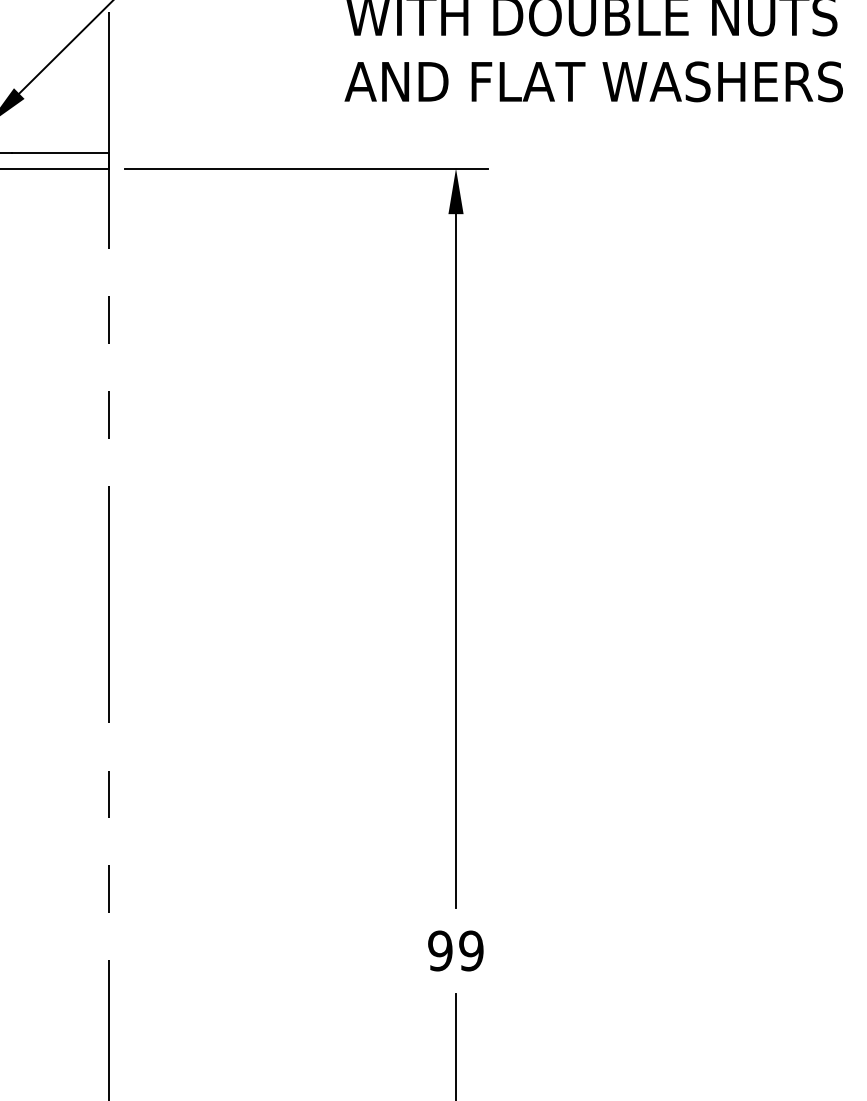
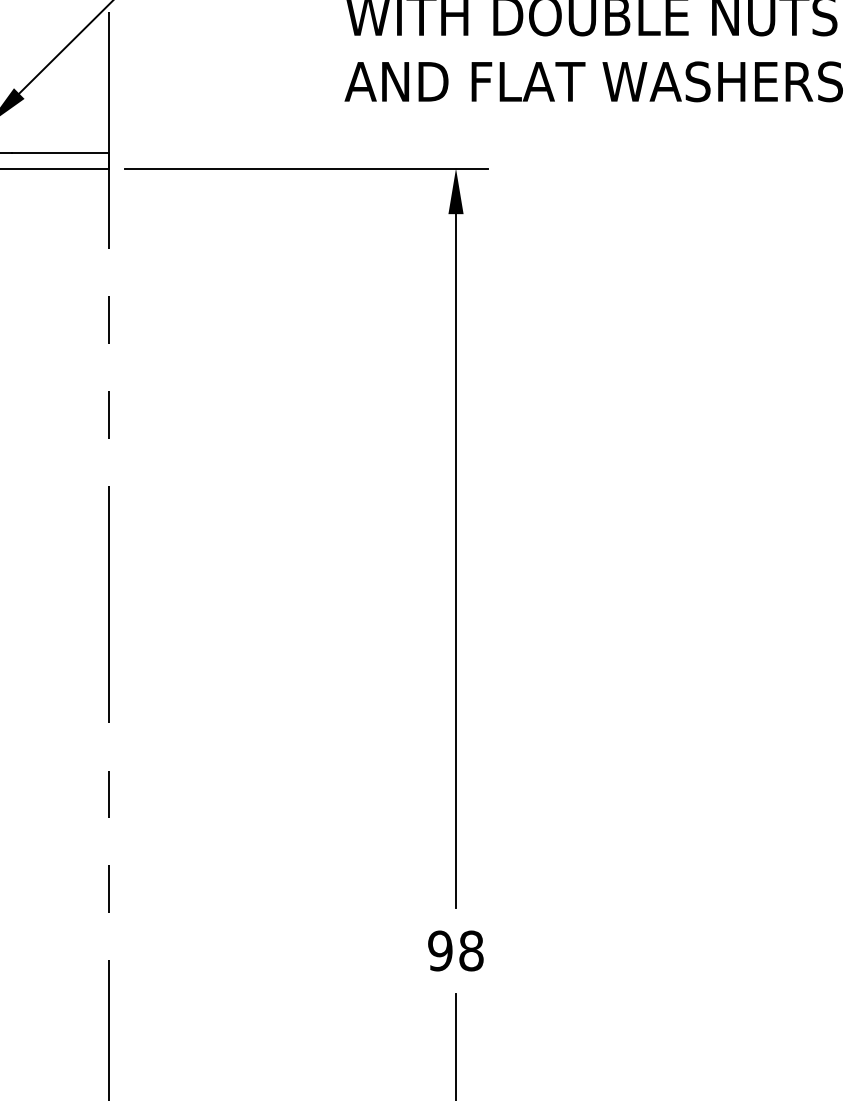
text: 99 -> 98 (471, 950)
